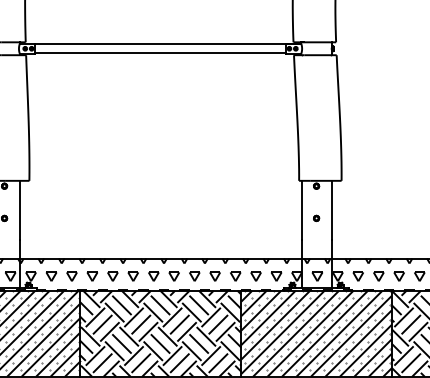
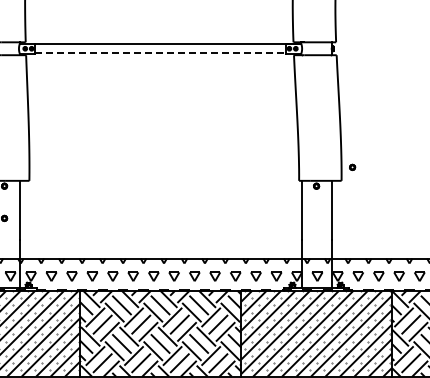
line: solid -> dashed (160, 53)
part position: (316, 217) -> (352, 166) (352, 166)
